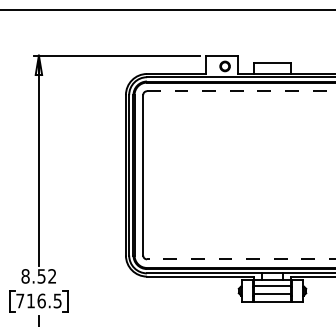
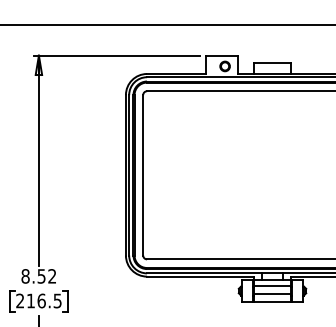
line position: (167, 10) -> (167, 25) (167, 25)
line: dashed -> solid (241, 91)
line: dashed -> solid (241, 259)
text: 716.5 -> 216.5 (20, 300)
